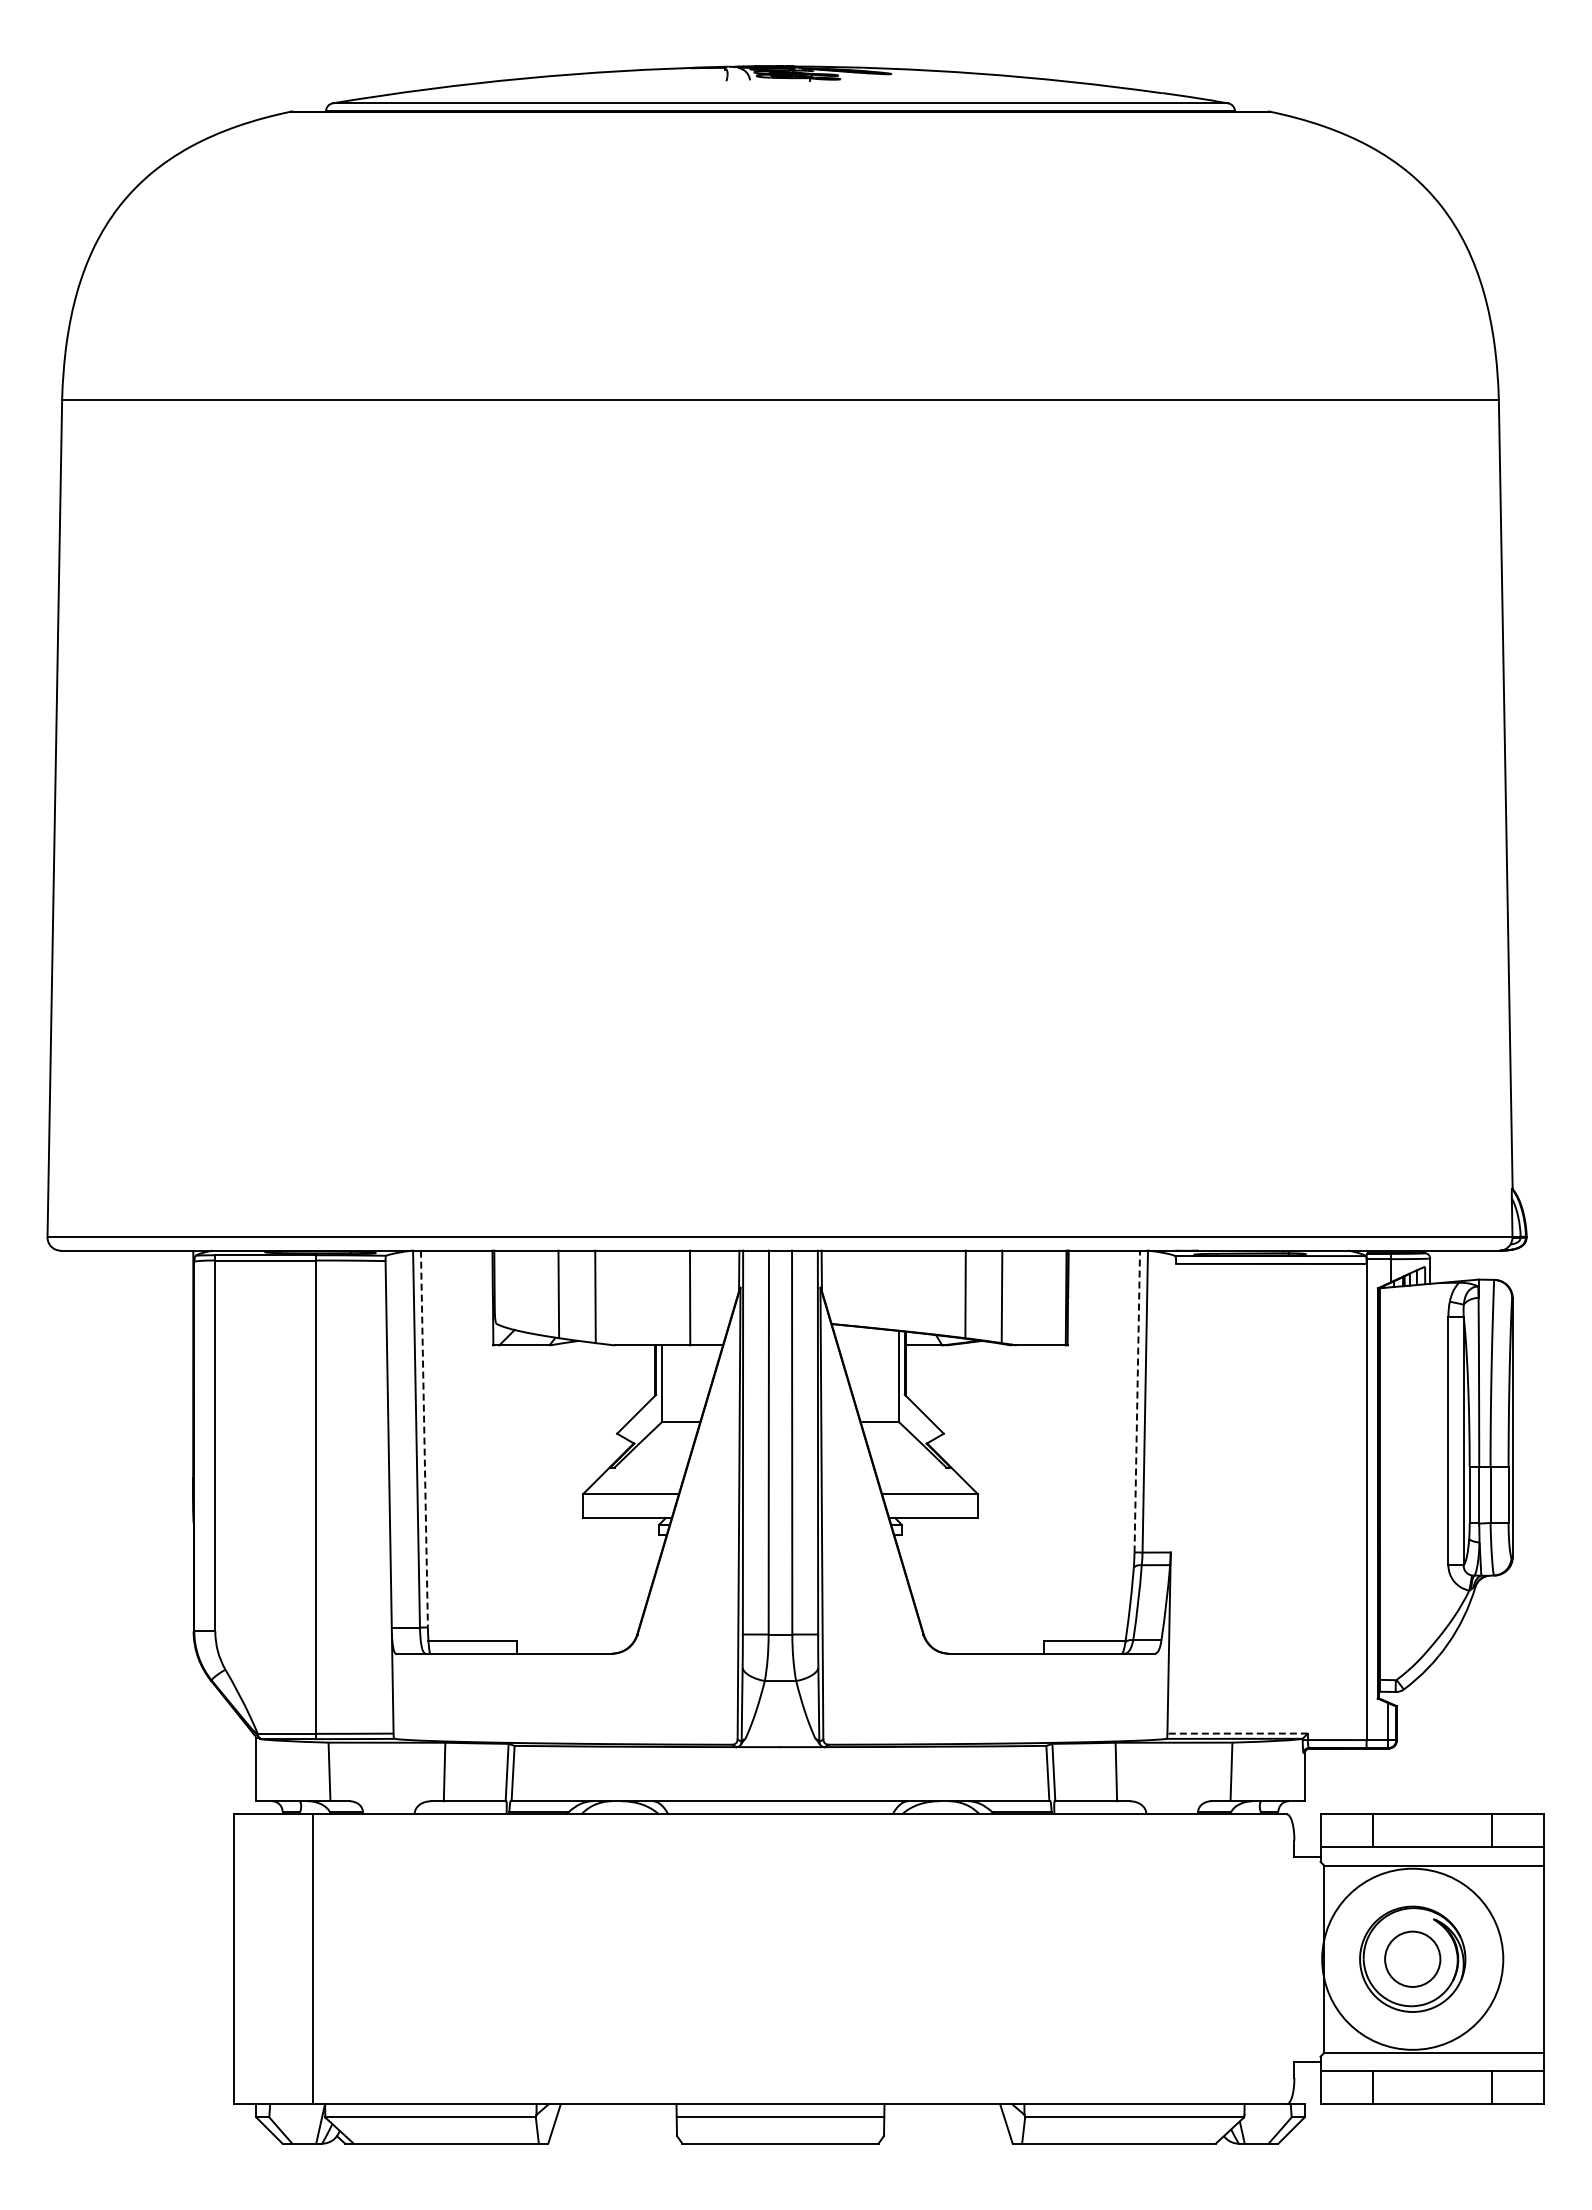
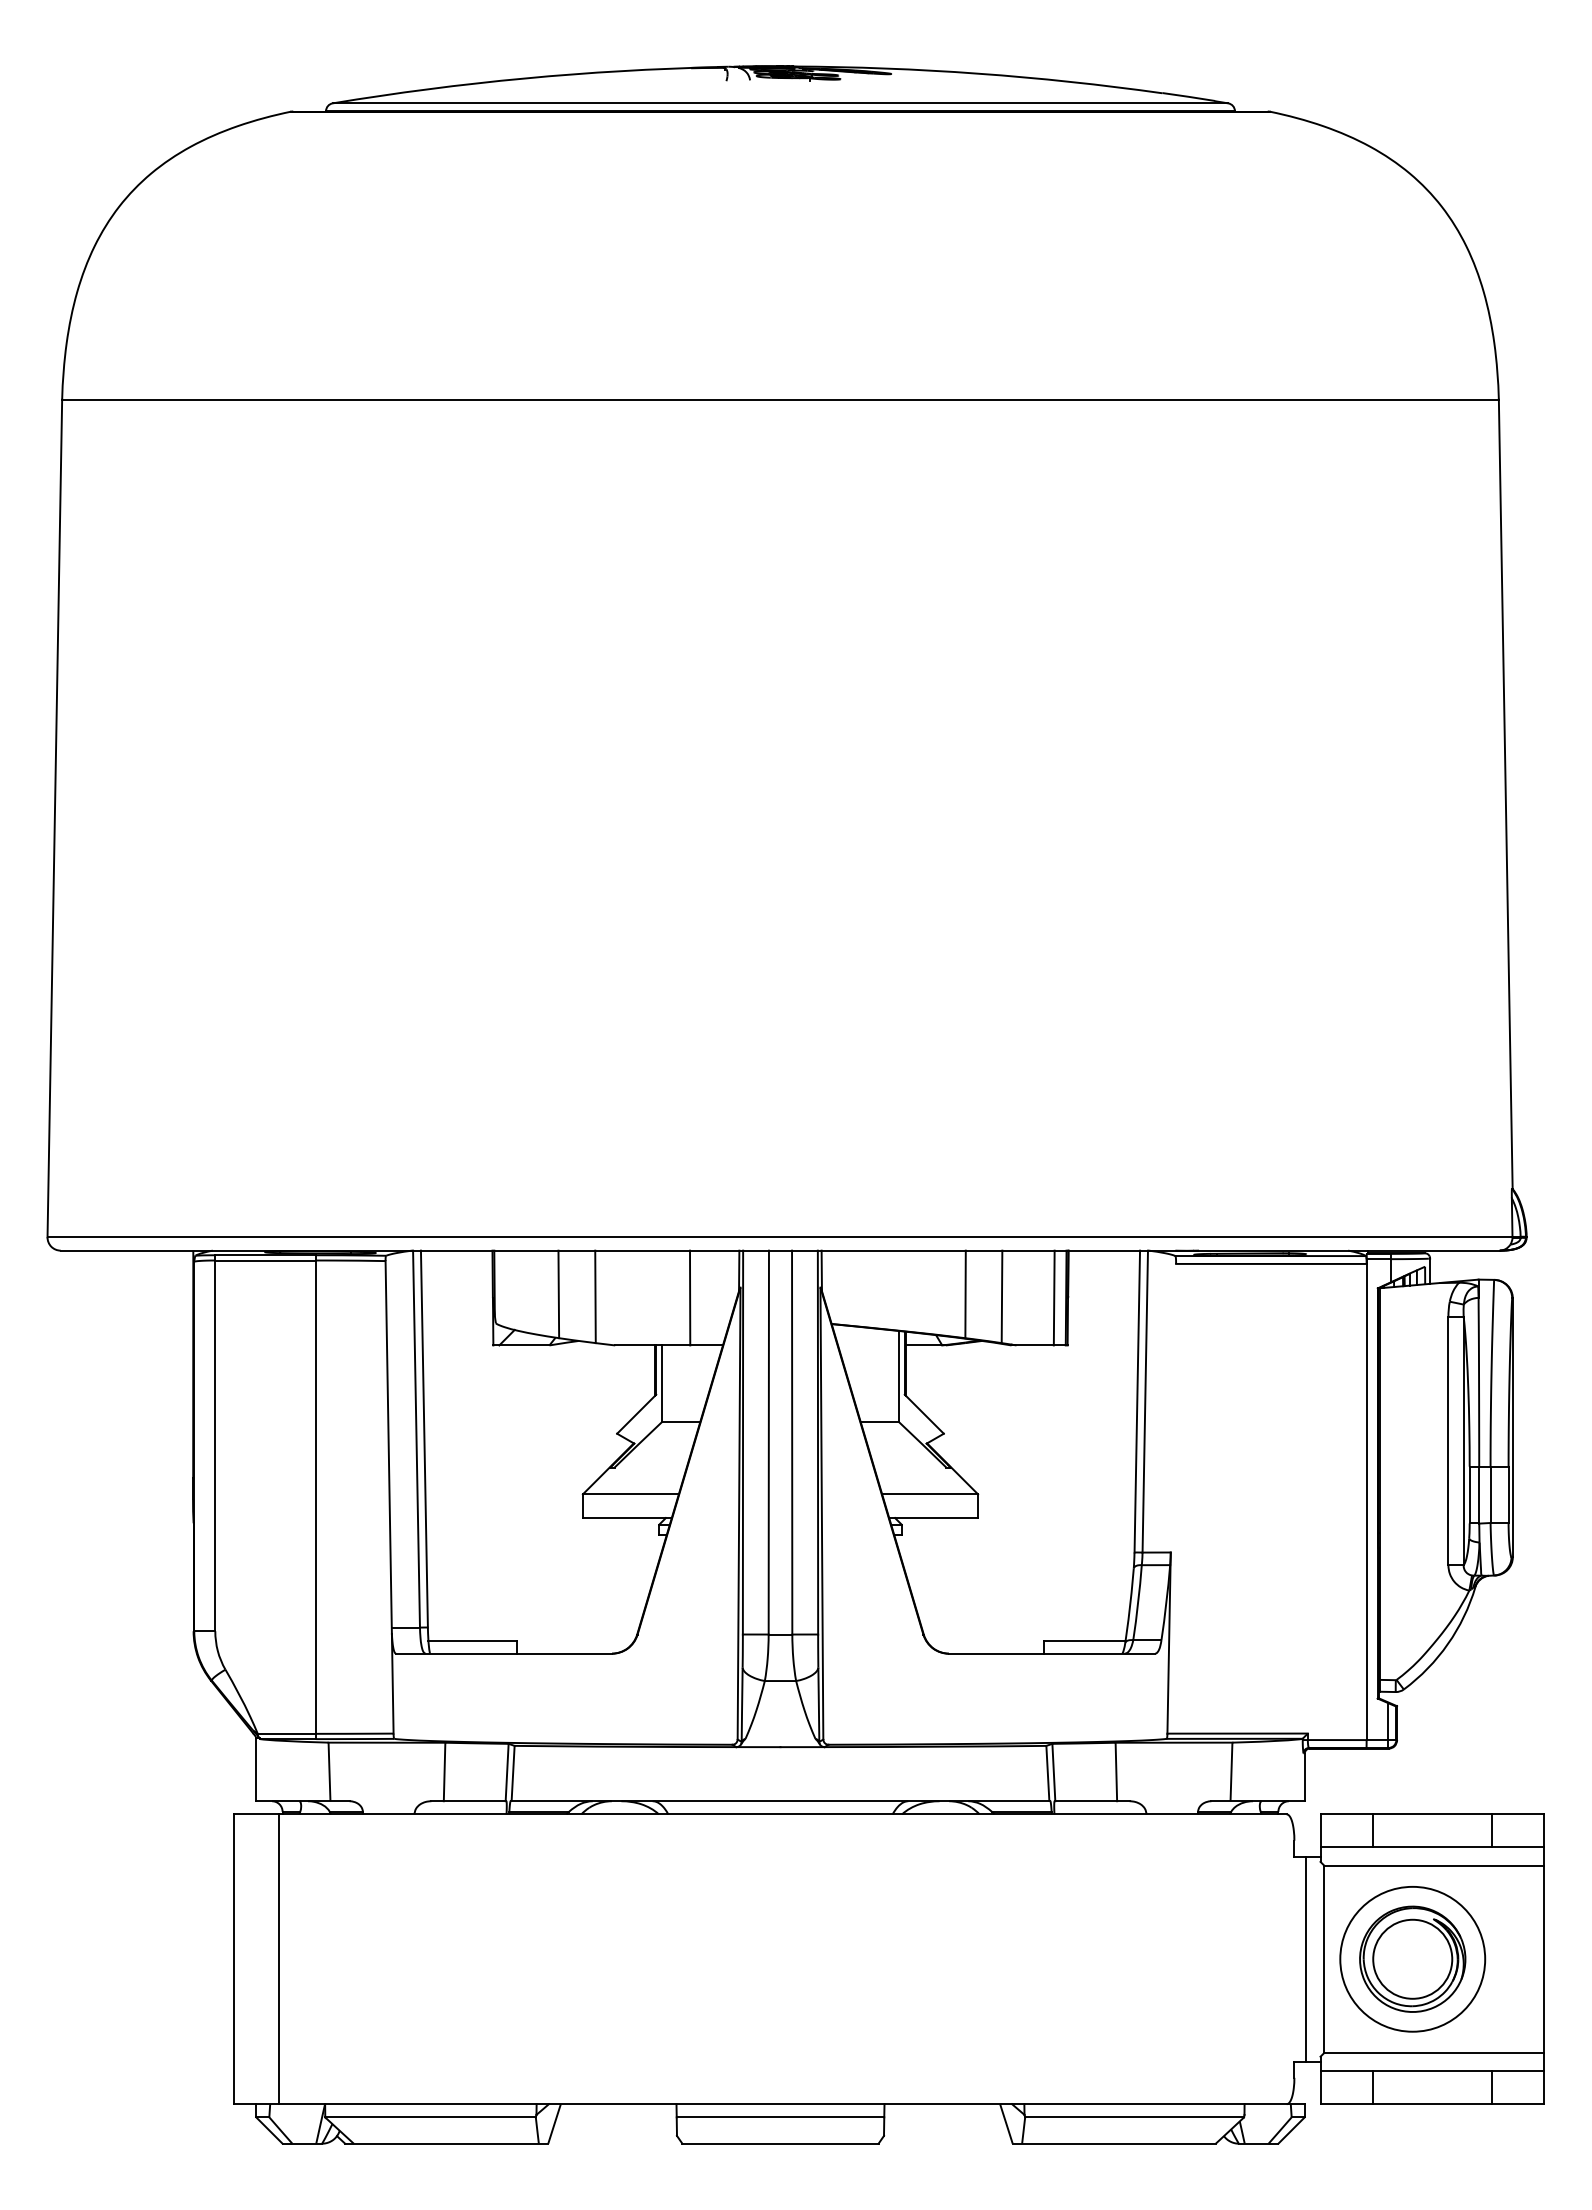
line: none -> present (1053, 1297)
line: dashed -> solid (1137, 1401)
line: dashed -> solid (424, 1439)
line: dashed -> solid (1237, 1733)
circle diameter: 181 px -> 145 px (1412, 1958)
circle diameter: 55 px -> 79 px (1412, 1958)
line position: (313, 1959) -> (279, 1959) (279, 1959)
line: none -> present (1306, 1959)
